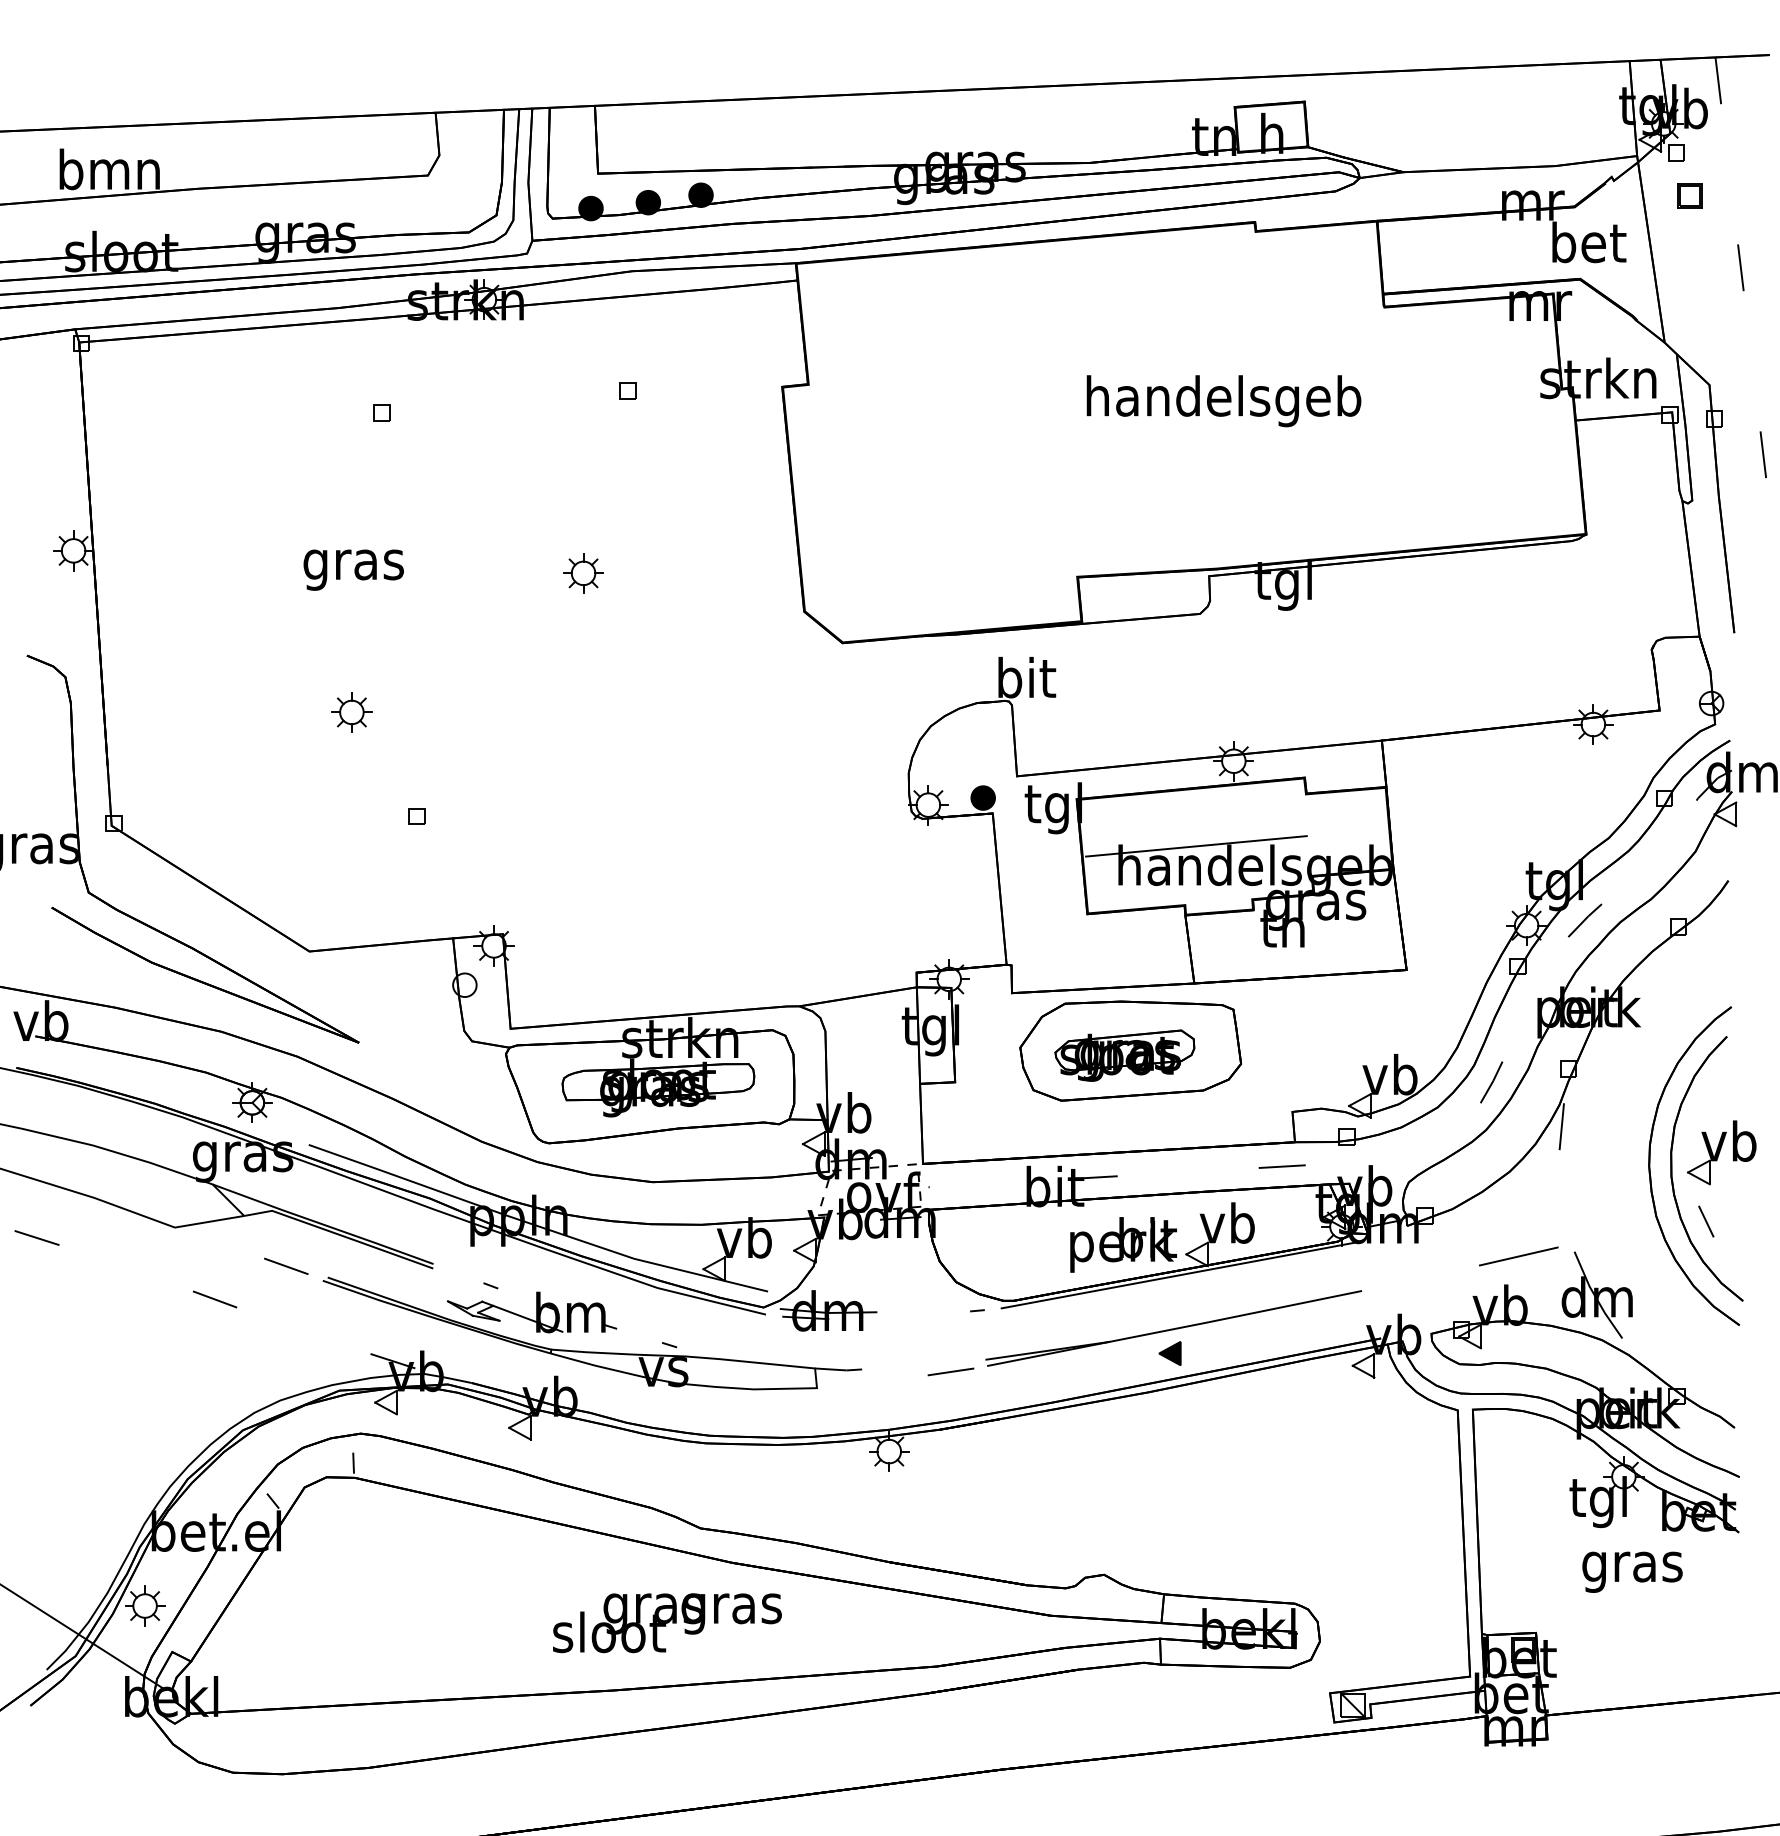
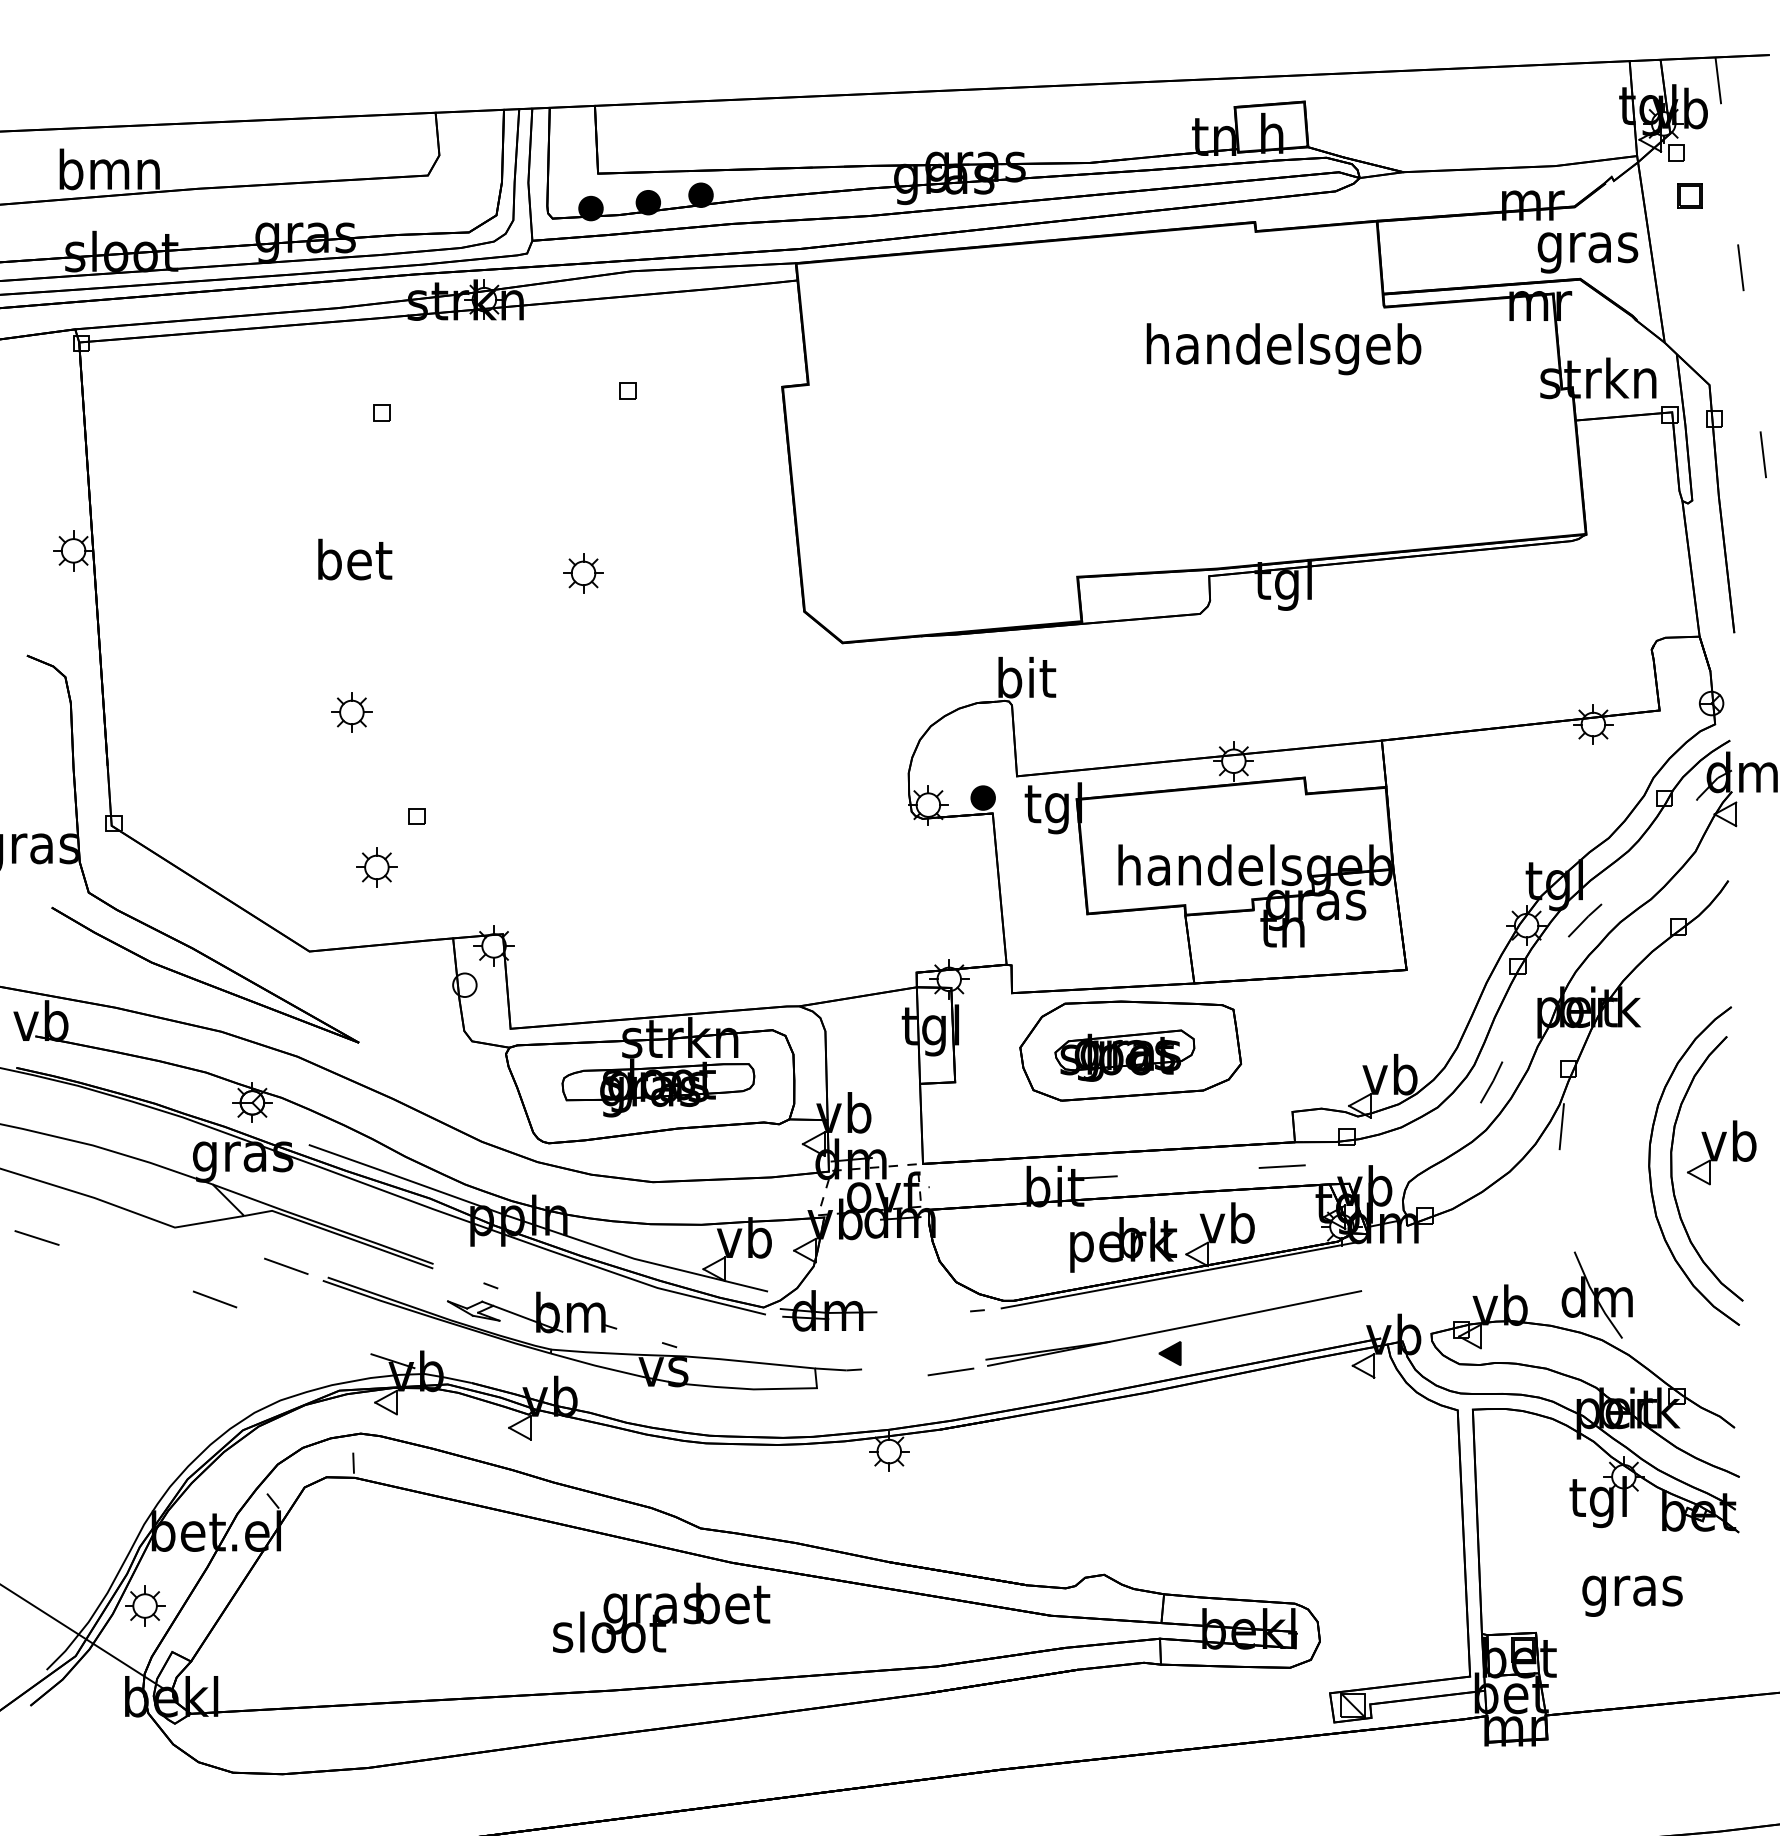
text: bet -> gras (1587, 247)
text position: (1223, 401) -> (1283, 349) (1283, 349)
text: gras -> bet (353, 564)
line: present -> none (1196, 846)
part: none -> present (376, 867)
line: present -> none (1706, 1221)
line: present -> none (1518, 1256)
text position: (1632, 1571) -> (1632, 1595) (1632, 1595)
text: gras -> bet (731, 1608)
